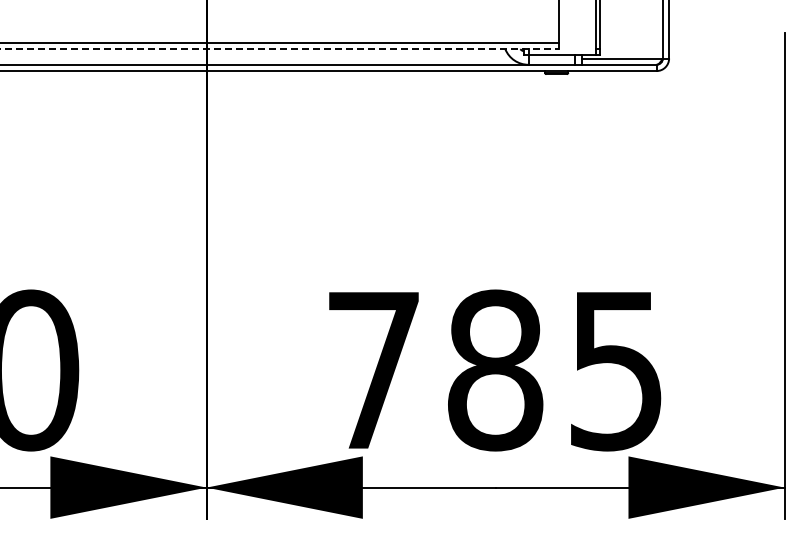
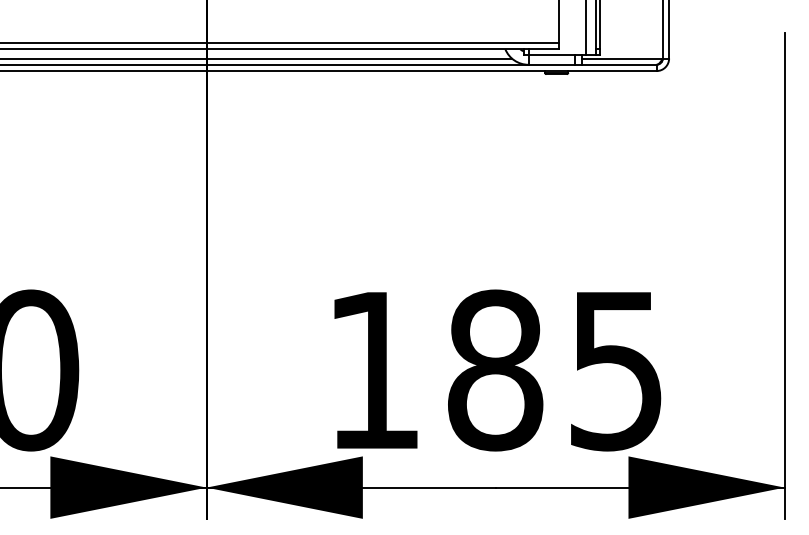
line: none -> present (586, 28)
line: dashed -> solid (280, 49)
line: none -> present (257, 58)
text: 785 -> 185 (373, 370)
